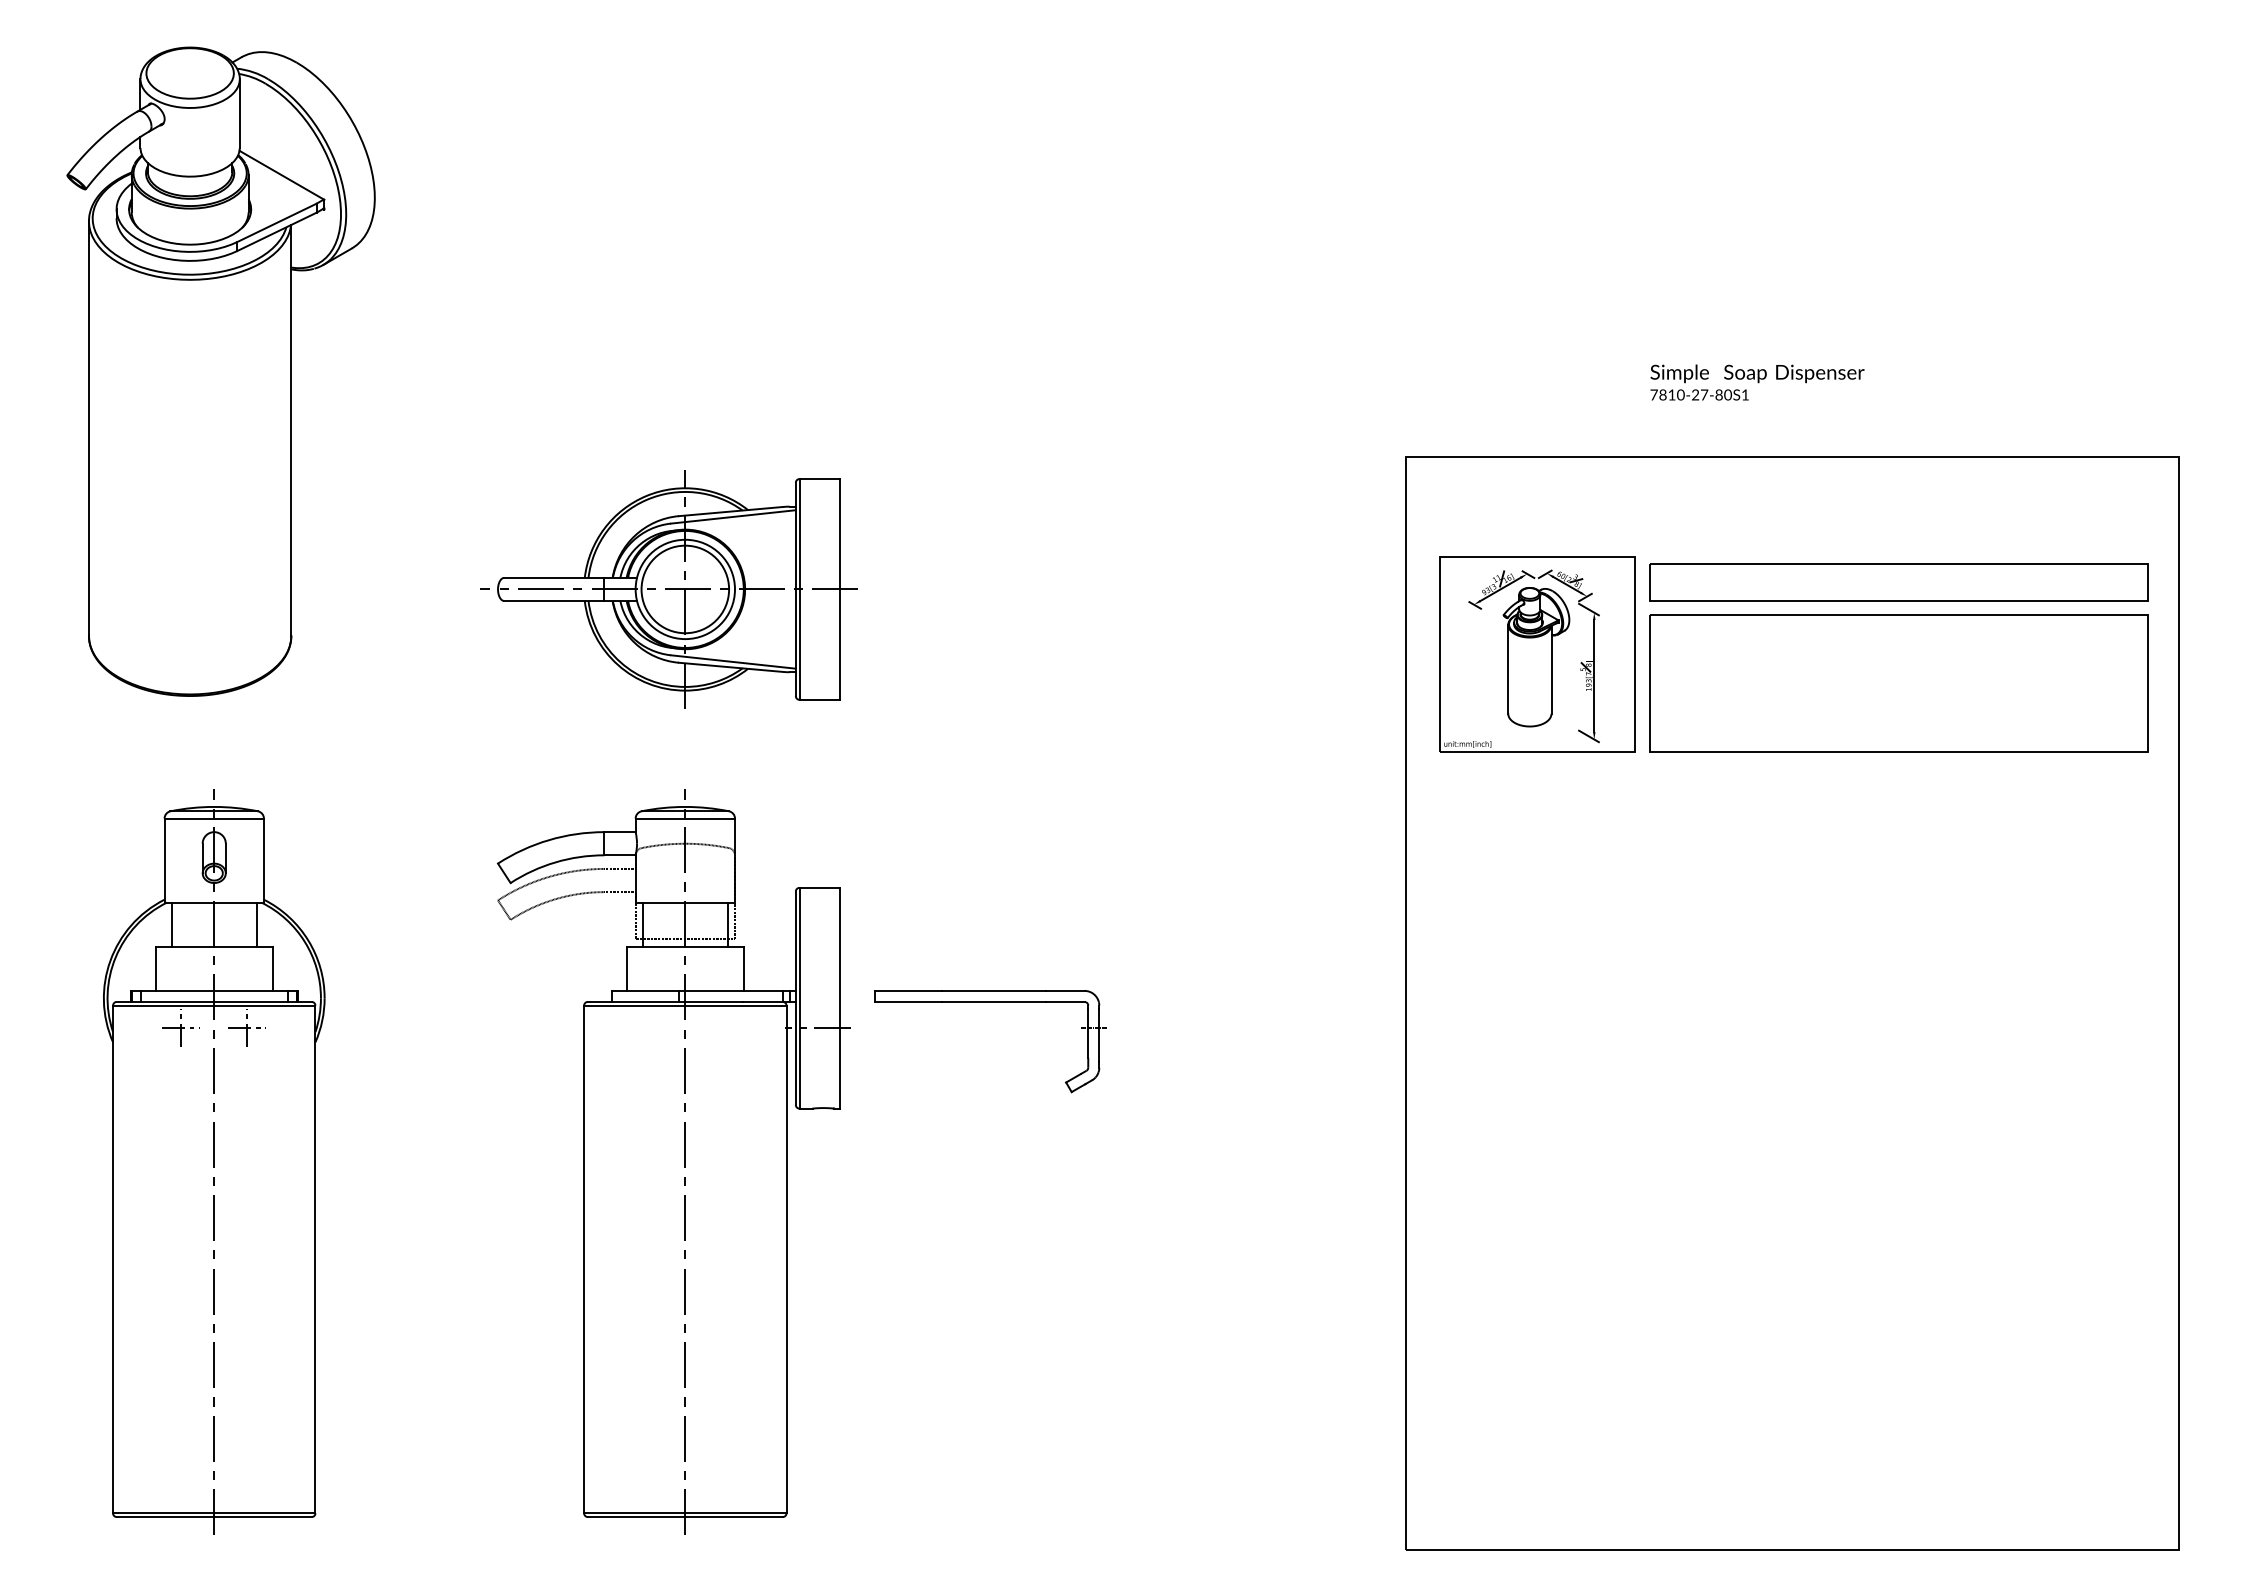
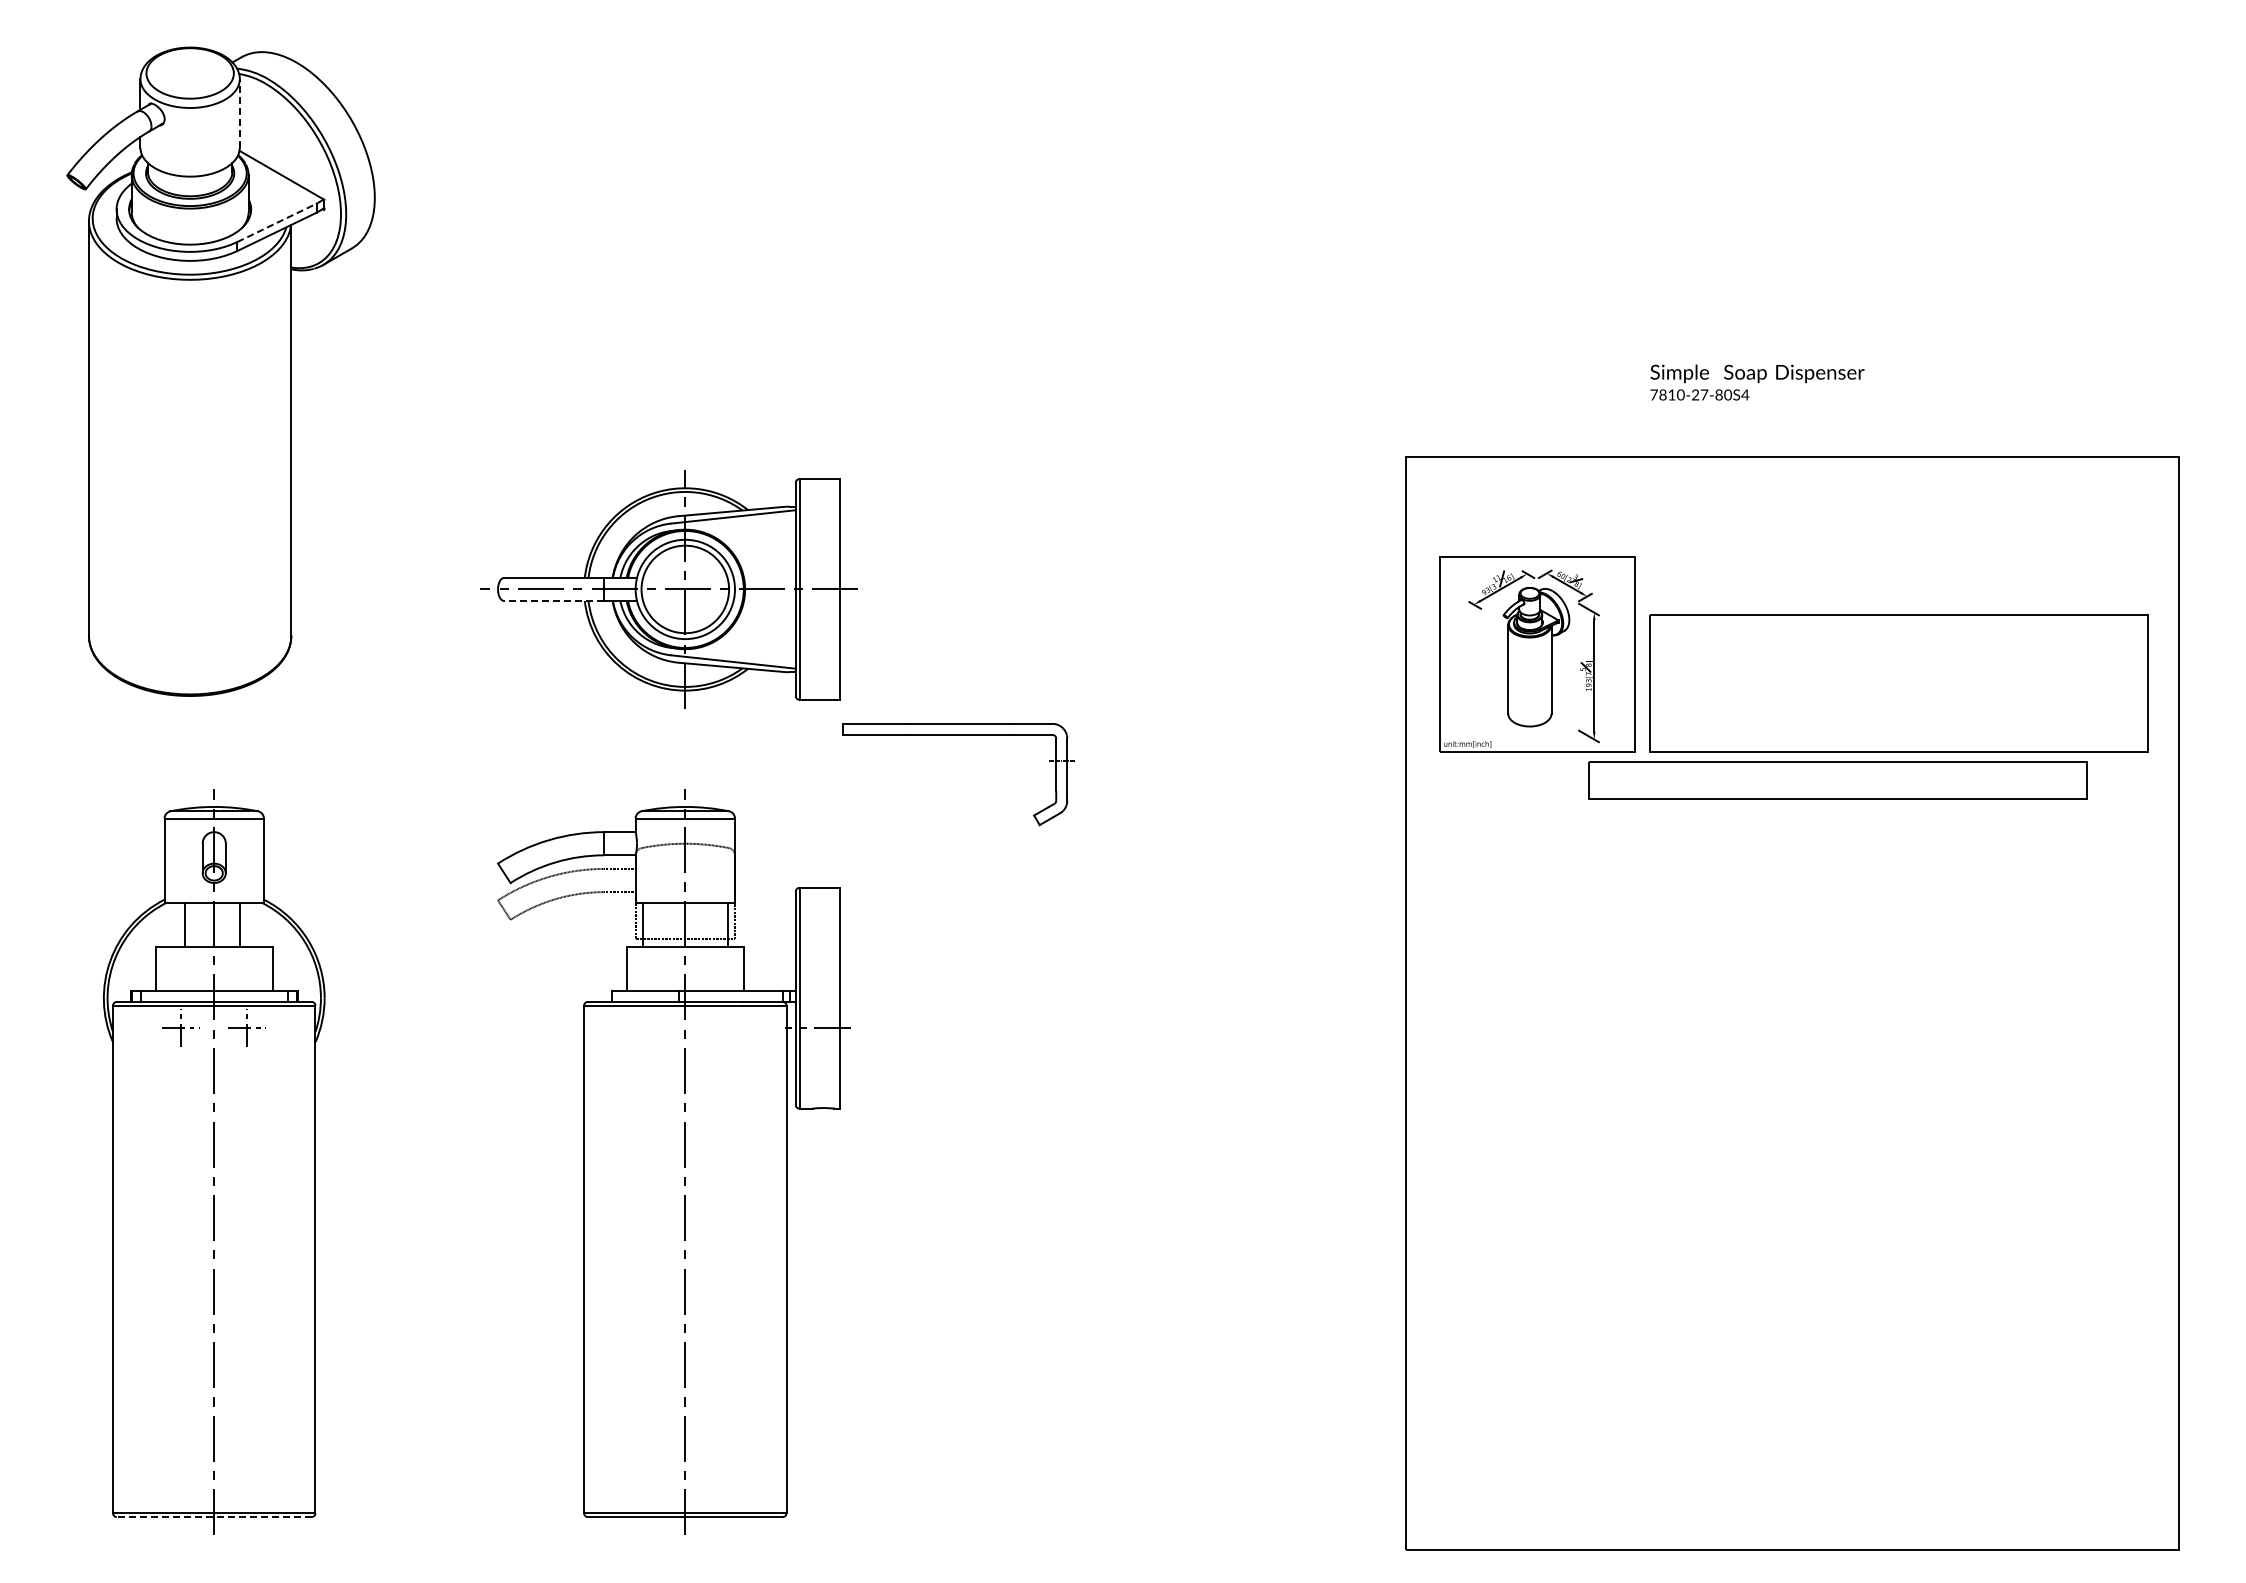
line: solid -> dashed (239, 113)
line: solid -> dashed (277, 222)
text: 7810-27-80S1 -> 7810-27-80S4 (1745, 394)
part position: (1898, 582) -> (1837, 780) (1837, 780)
line: solid -> dashed (553, 601)
line position: (171, 924) -> (184, 924) (184, 924)
line position: (256, 924) -> (239, 924) (239, 924)
part position: (990, 1002) -> (958, 735) (958, 735)
line: solid -> dashed (214, 1517)
